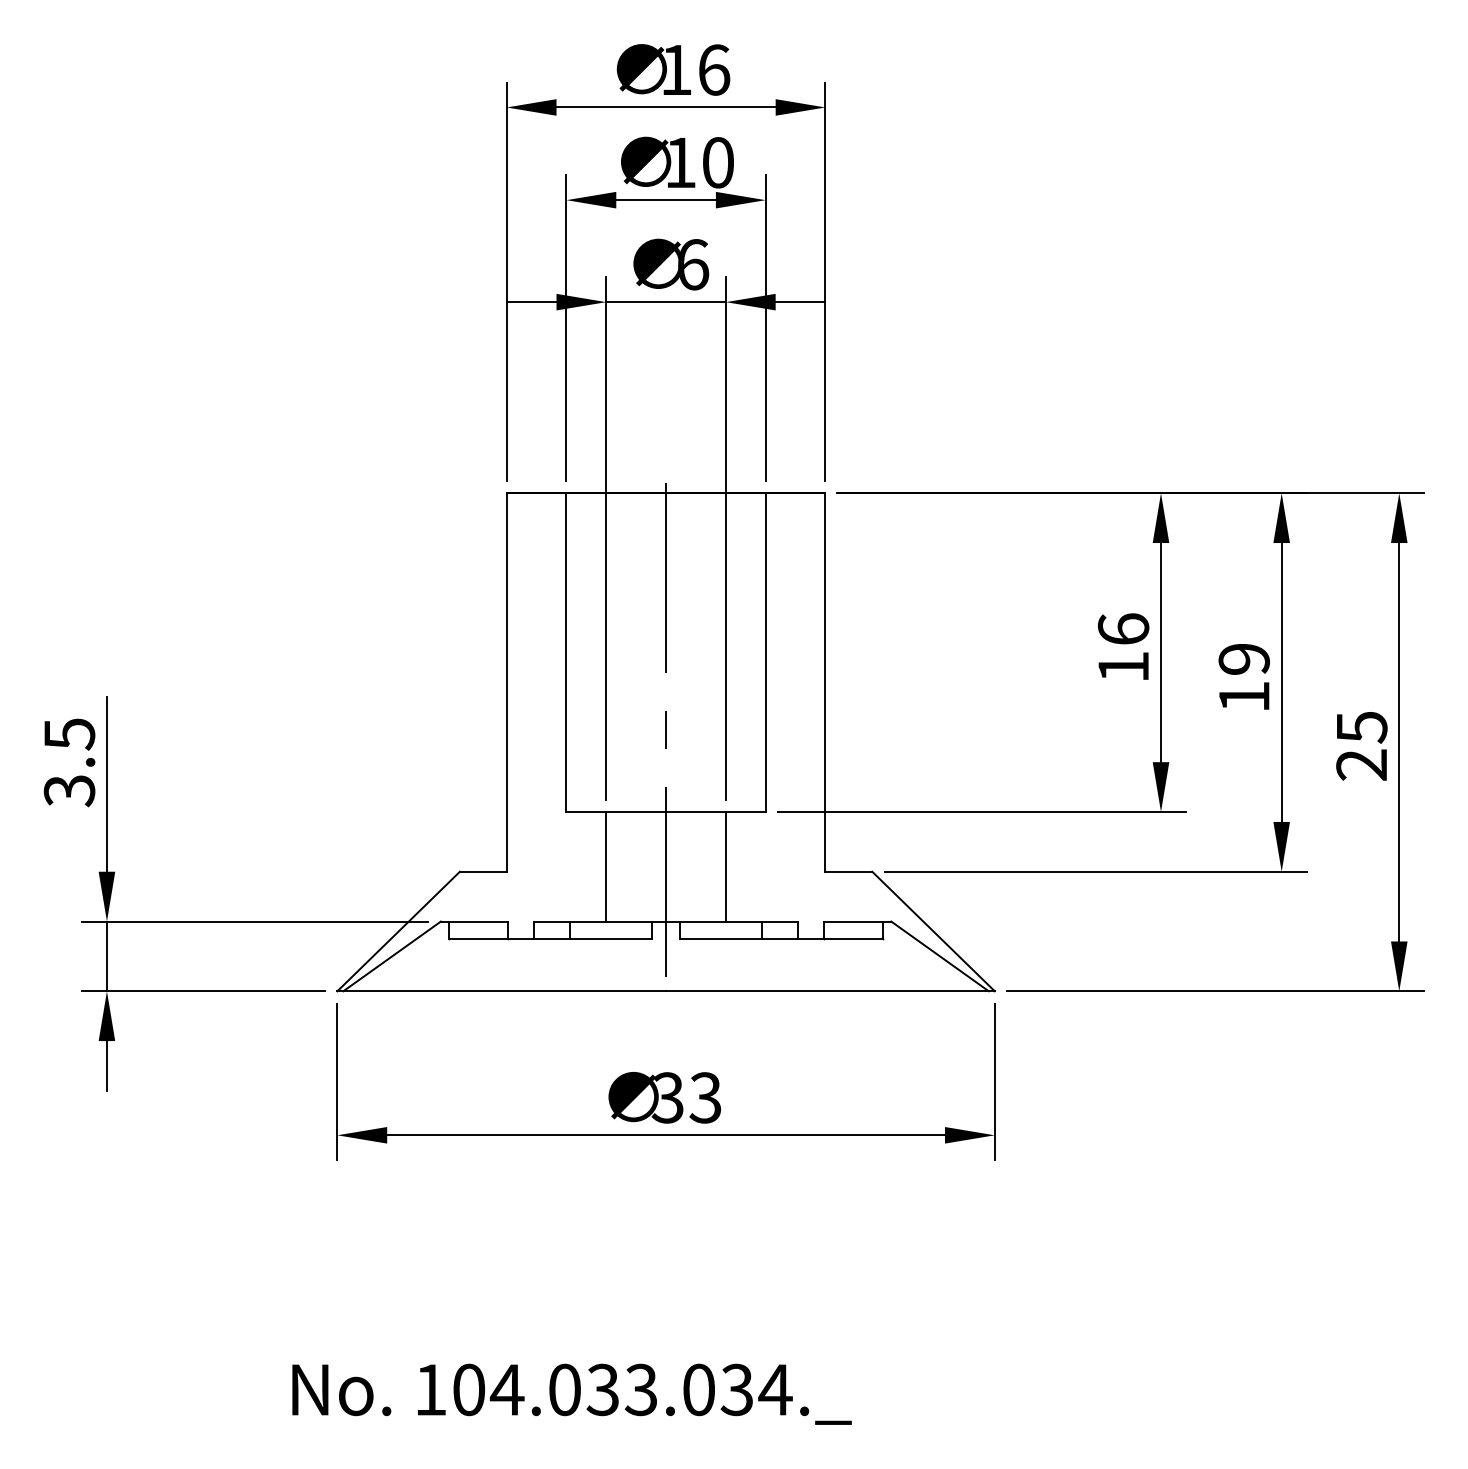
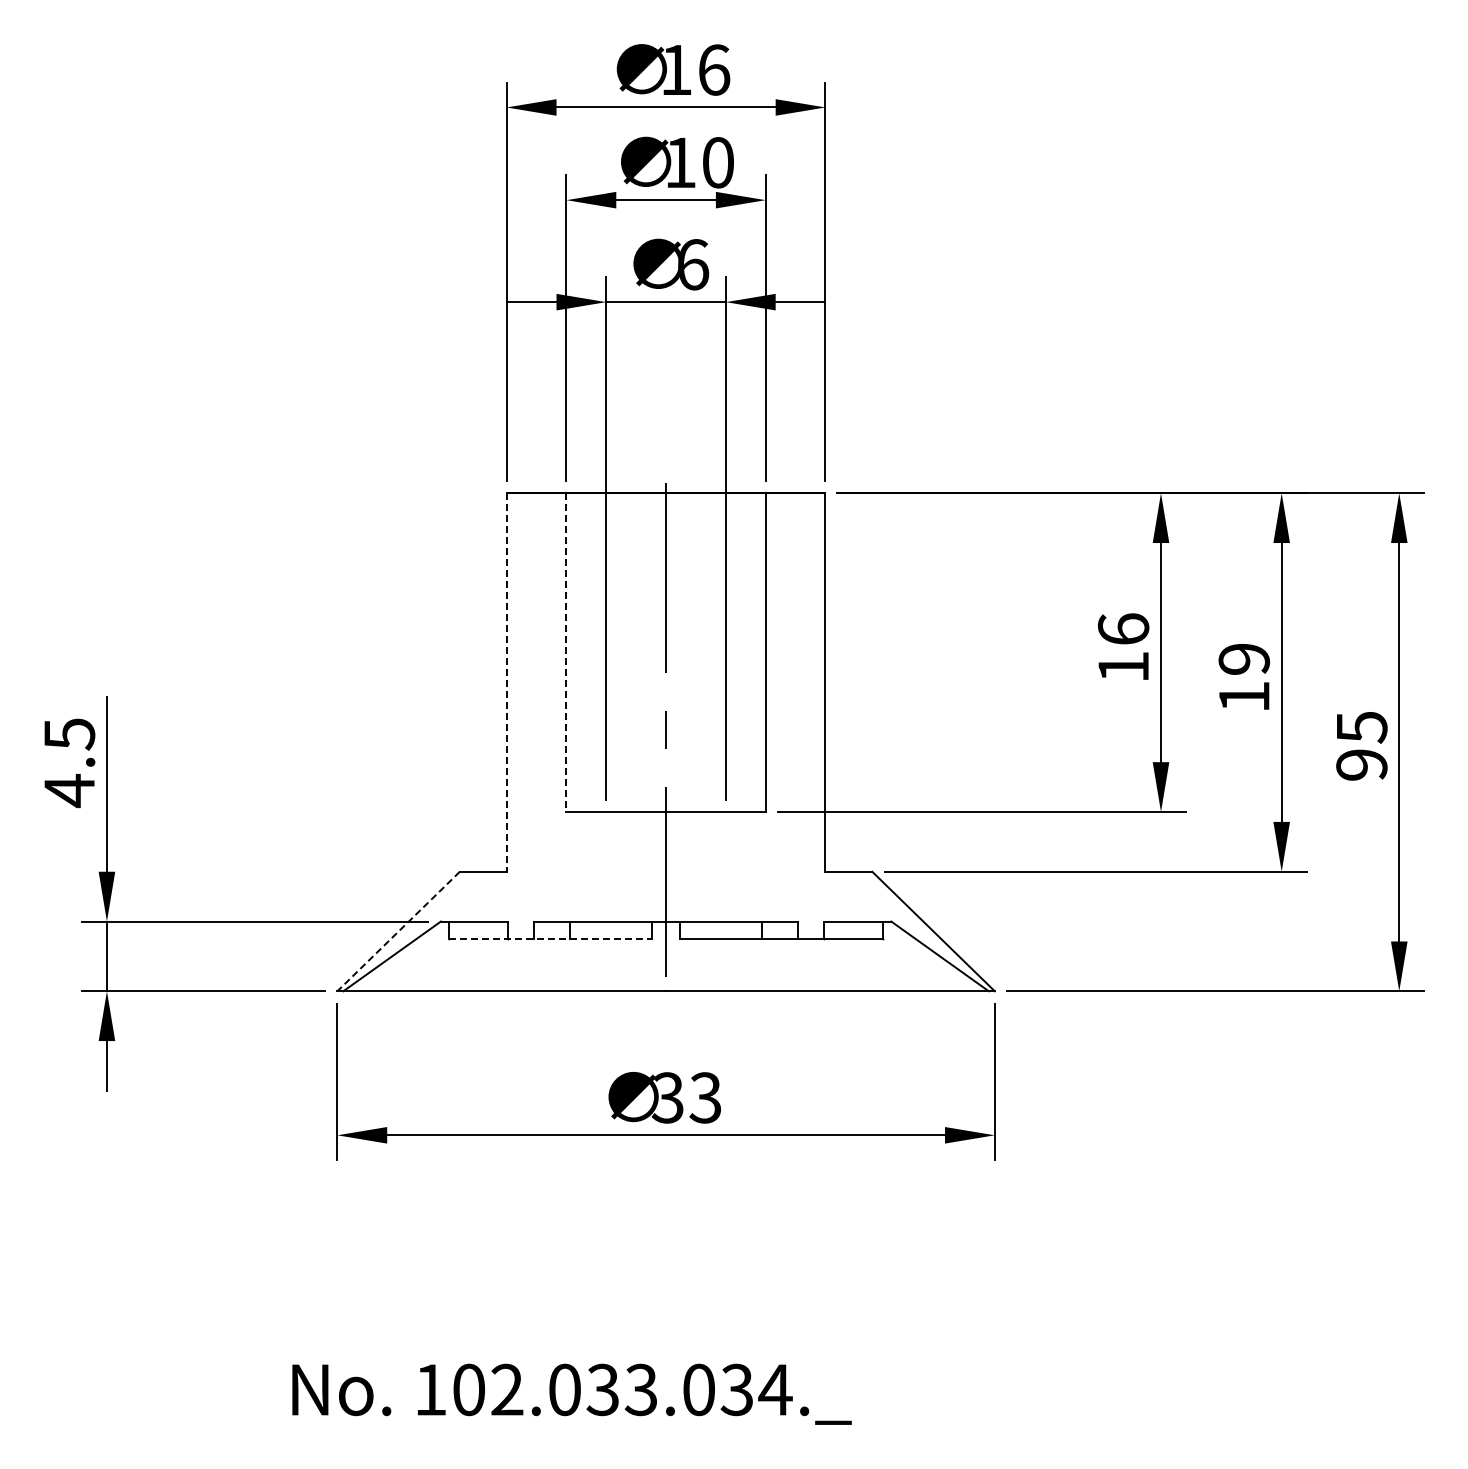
line: solid -> dashed (566, 653)
line: solid -> dashed (506, 682)
text: 25 -> 95 (1361, 764)
text: 3.5 -> 4.5 (69, 790)
line: present -> none (606, 866)
line: present -> none (725, 866)
line: solid -> dashed (398, 931)
line: solid -> dashed (550, 939)
text: 104.033.034._ -> 102.033.034._ (506, 1389)
